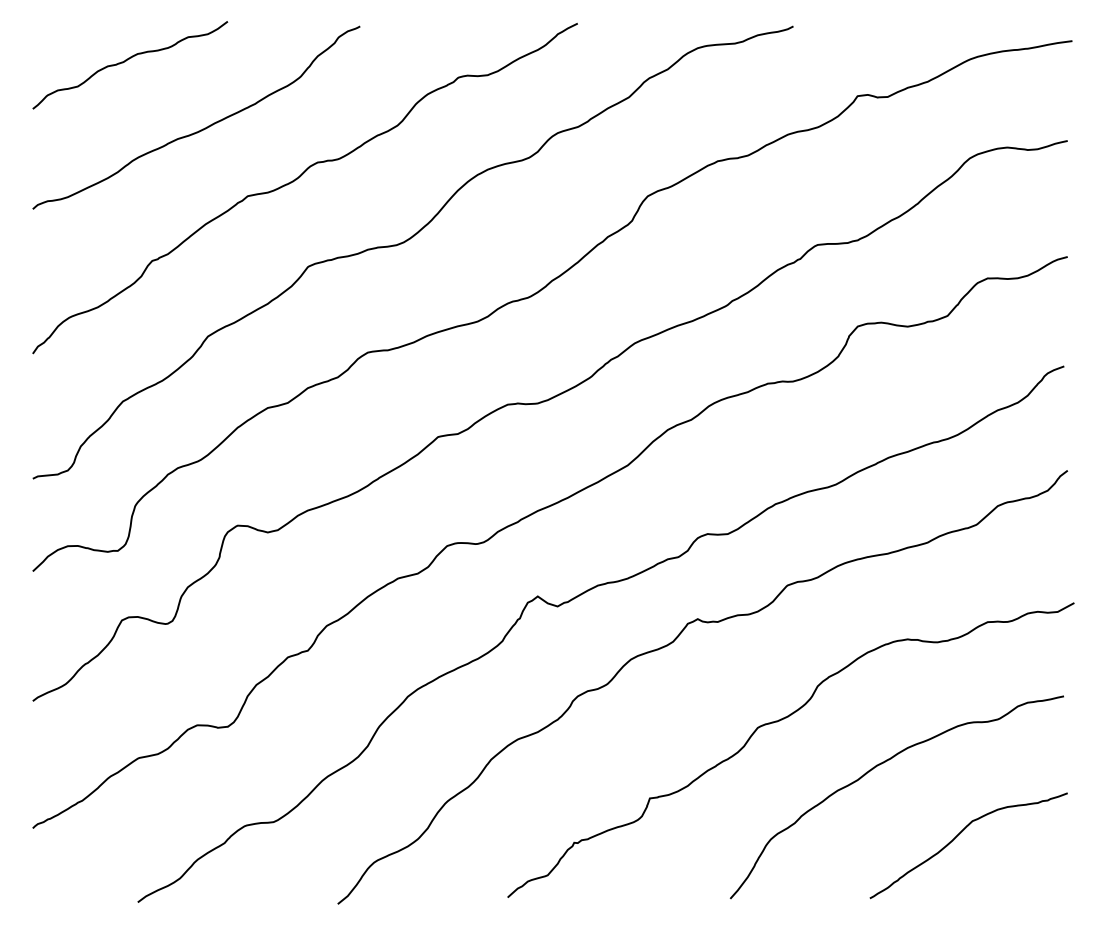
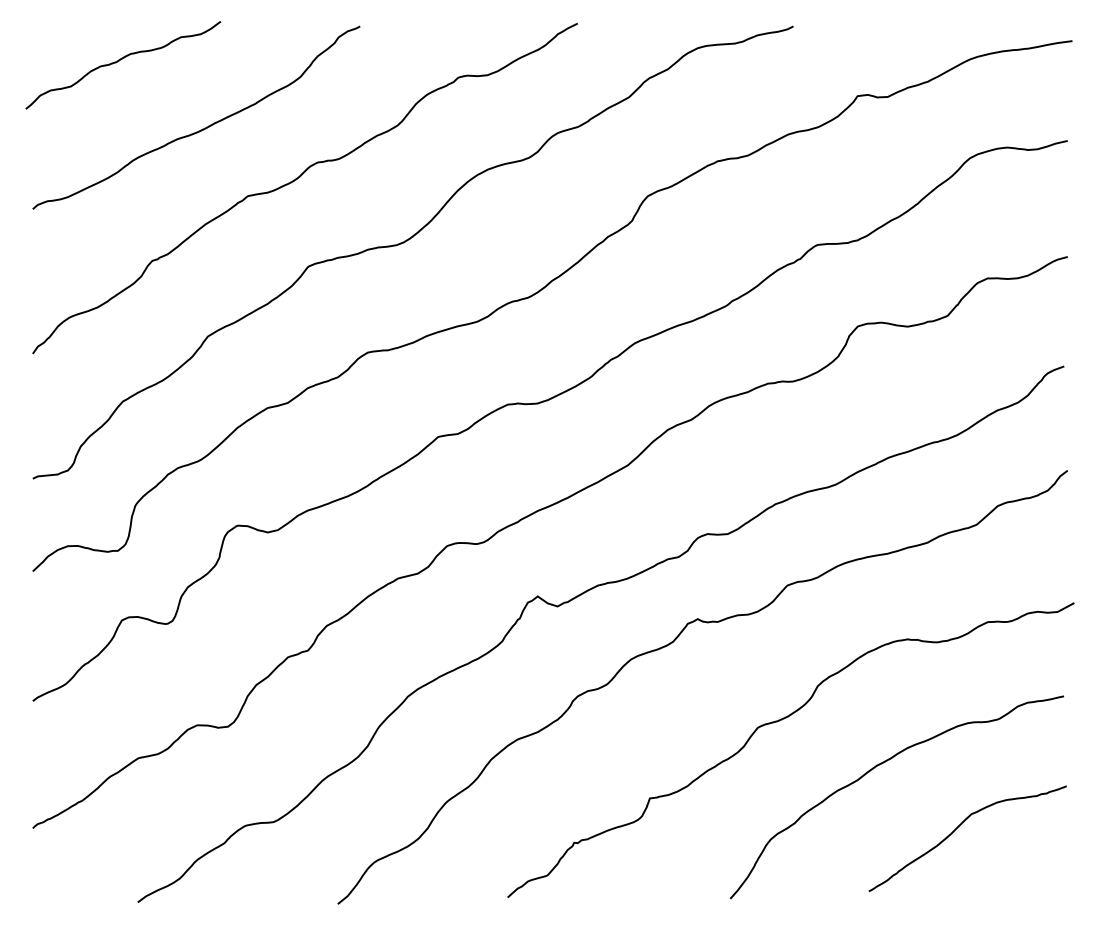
curve position: (126, 61) -> (119, 61) (119, 61)
curve position: (958, 835) -> (957, 828) (957, 828)
